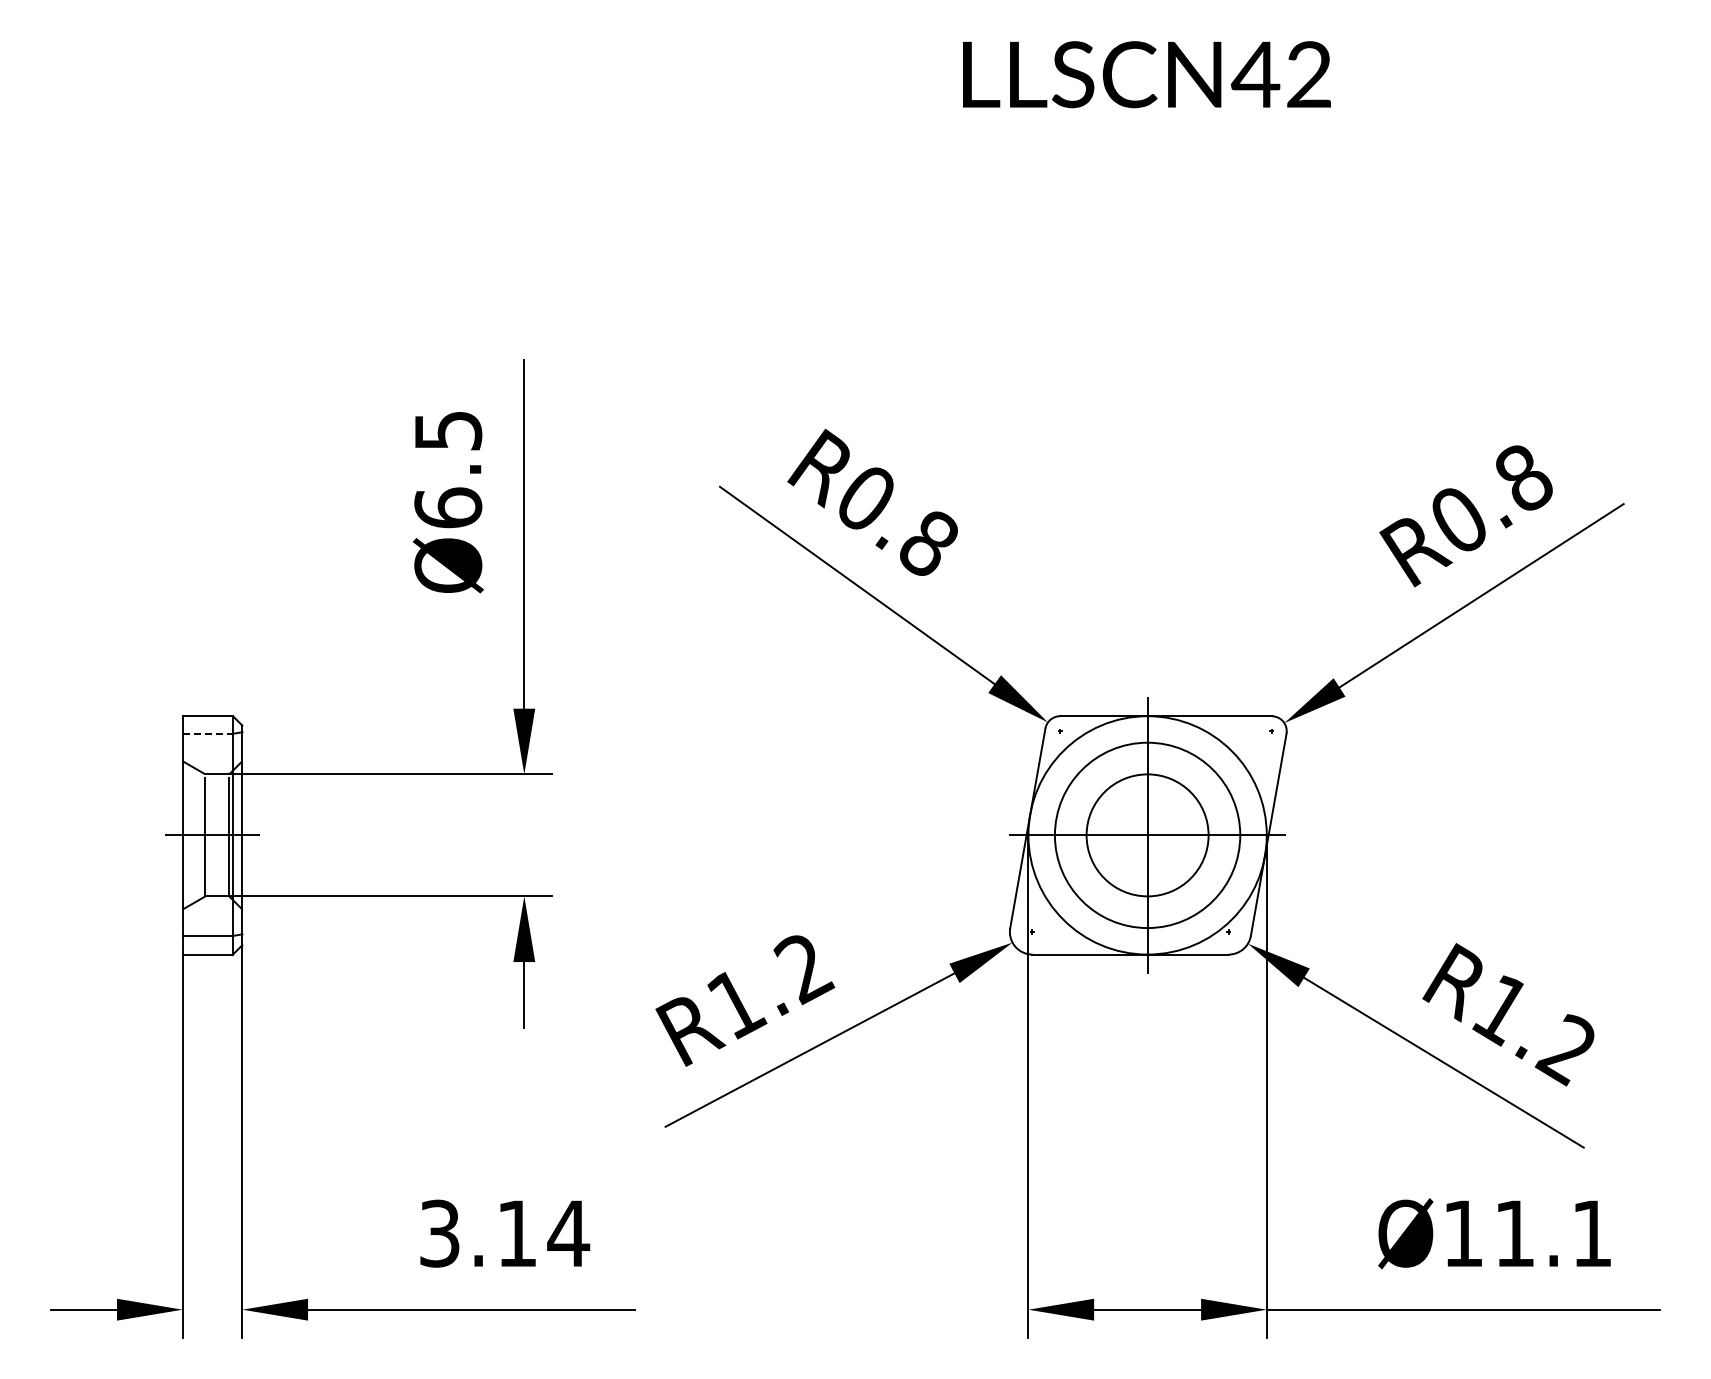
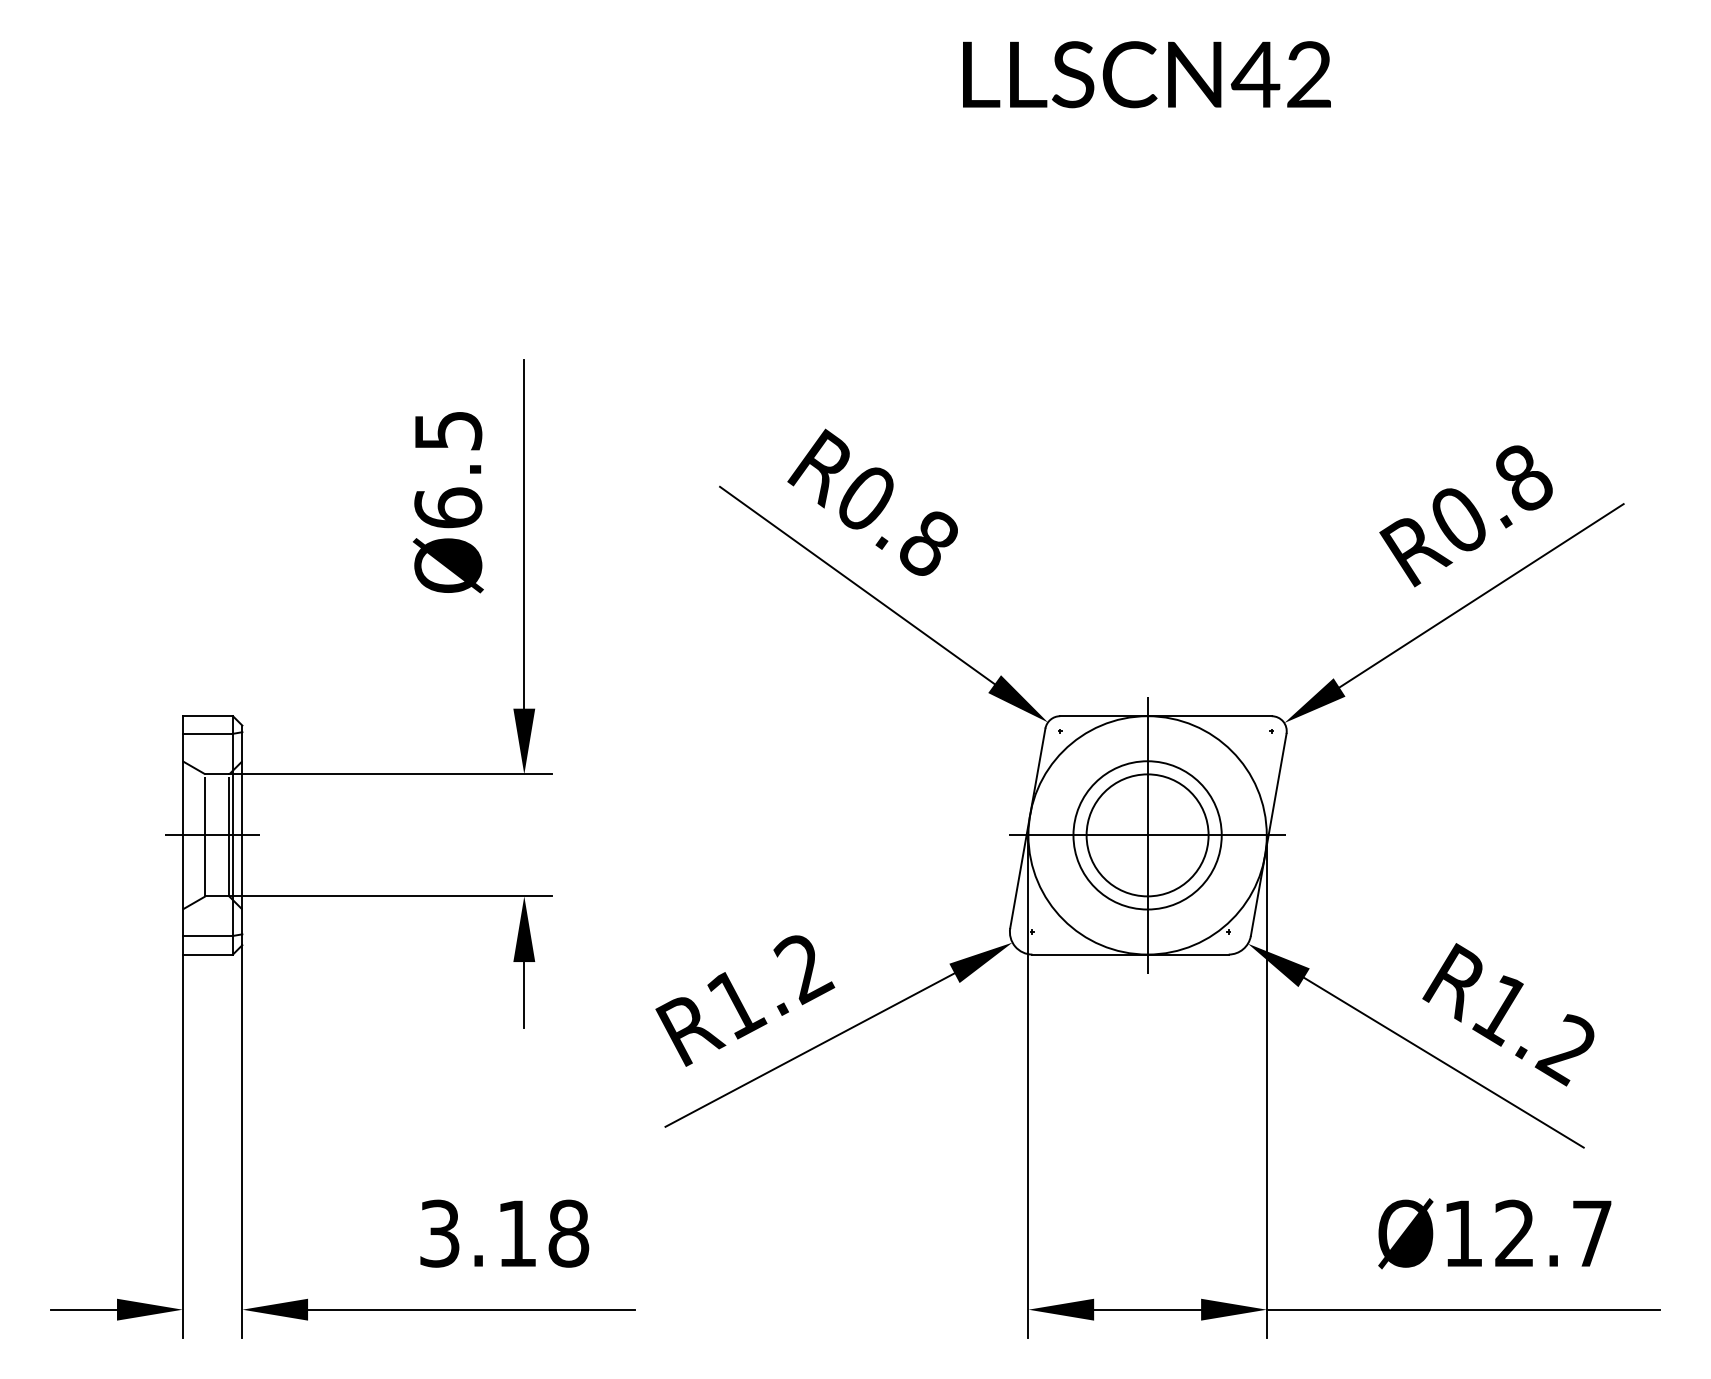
line: dashed -> solid (208, 733)
circle diameter: 185 px -> 148 px (1147, 835)
text: Ø11.1 -> Ø12.7 (1553, 1232)
text: 3.14 -> 3.18 (568, 1233)
